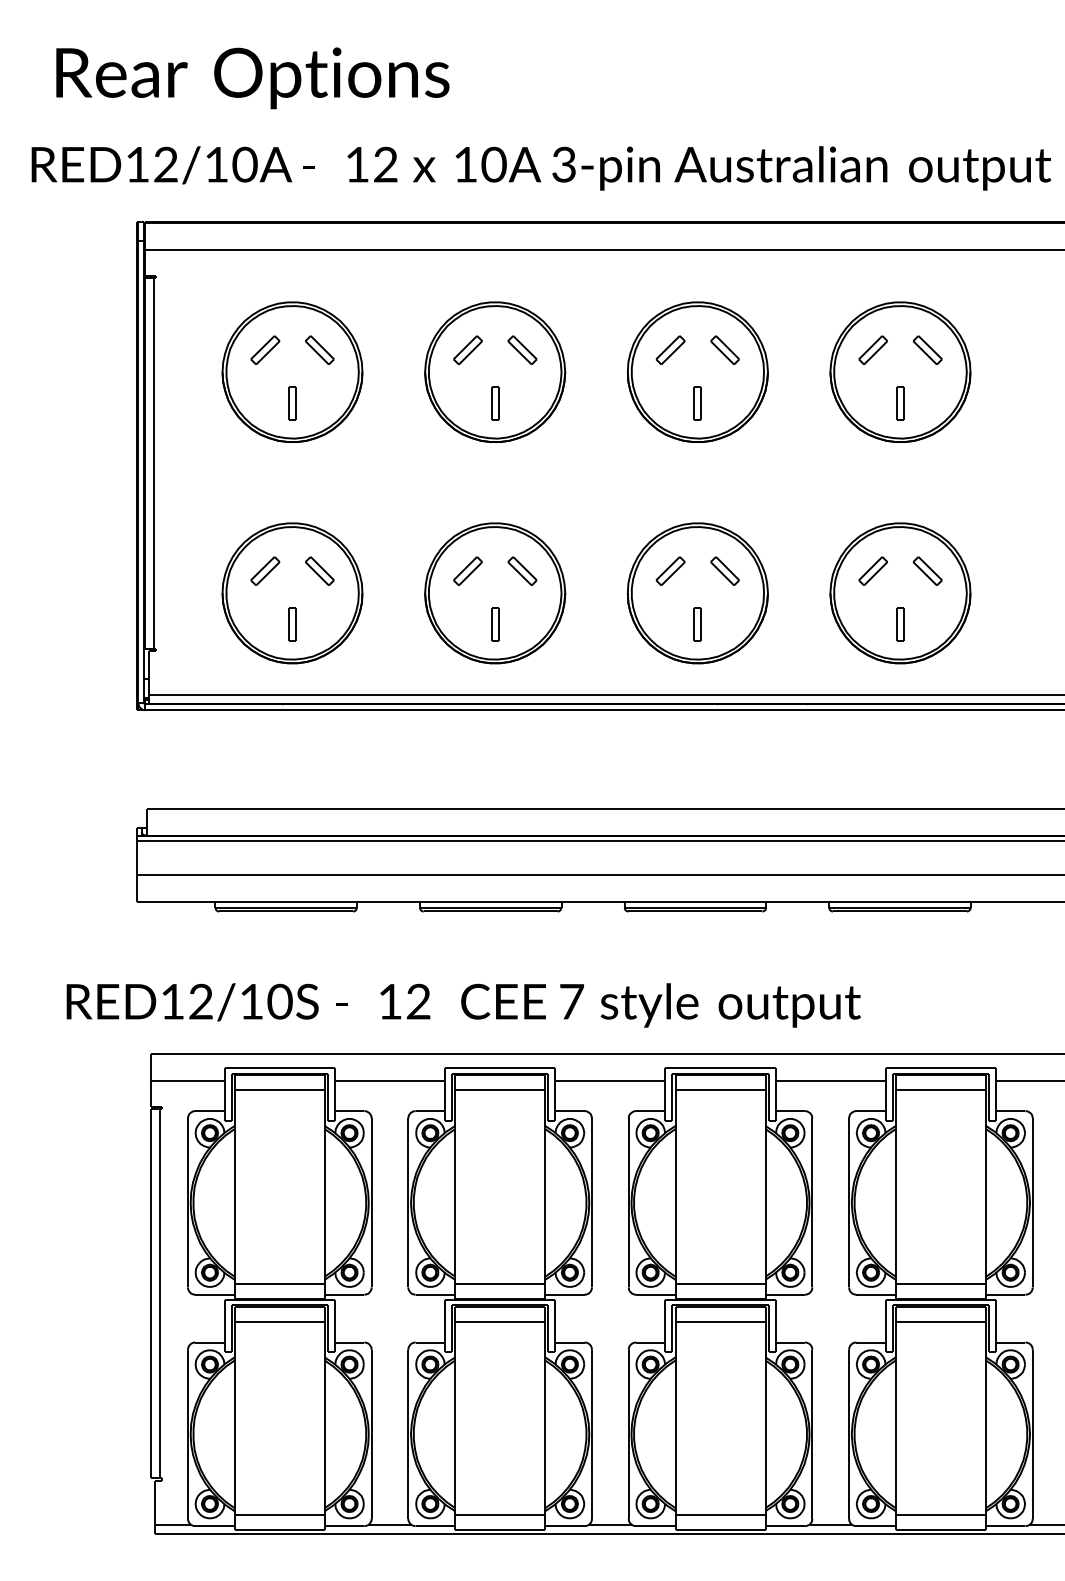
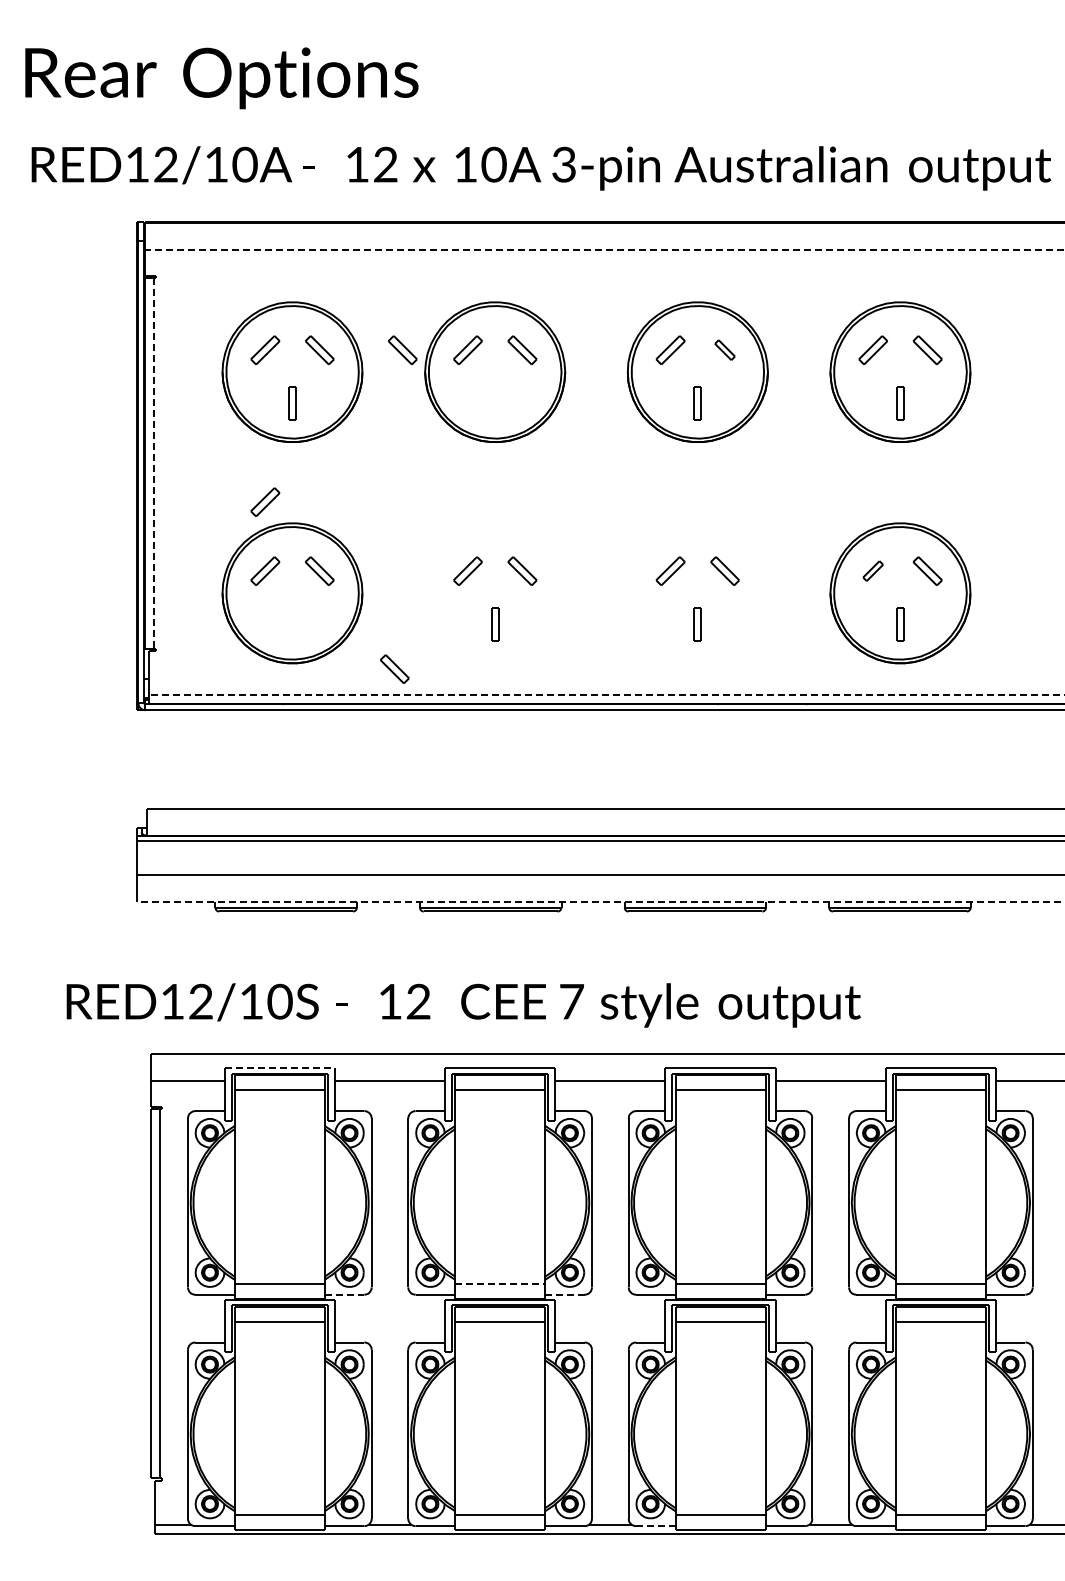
text position: (252, 78) -> (221, 78) (221, 78)
line: solid -> dashed (604, 249)
part: none -> present (402, 349)
part size: 30x30 px -> 22x22 px (724, 349)
part: present -> none (495, 403)
line: solid -> dashed (154, 463)
part: none -> present (265, 501)
part size: 30x30 px -> 22x22 px (872, 570)
part: present -> none (495, 593)
part: present -> none (697, 593)
part: present -> none (292, 624)
part: none -> present (394, 668)
line: solid -> dashed (606, 694)
line: solid -> dashed (600, 902)
line: solid -> dashed (280, 1068)
line: solid -> dashed (500, 1283)
line: solid -> dashed (344, 1294)
line: solid -> dashed (564, 1294)
line: solid -> dashed (655, 1526)
